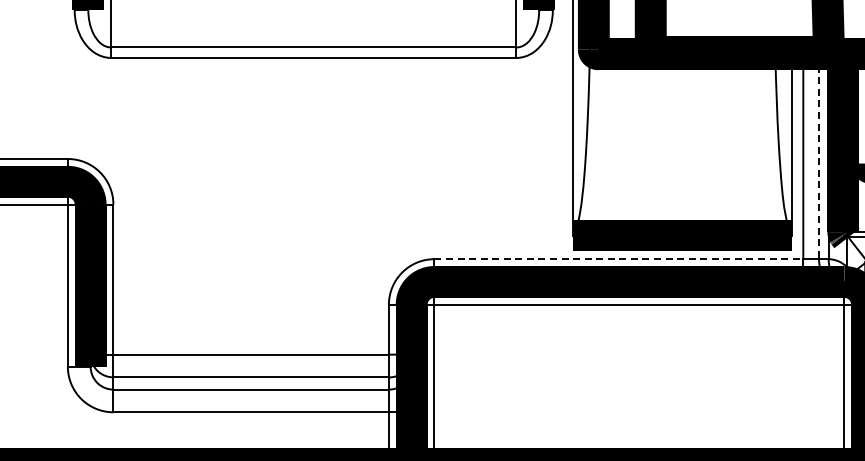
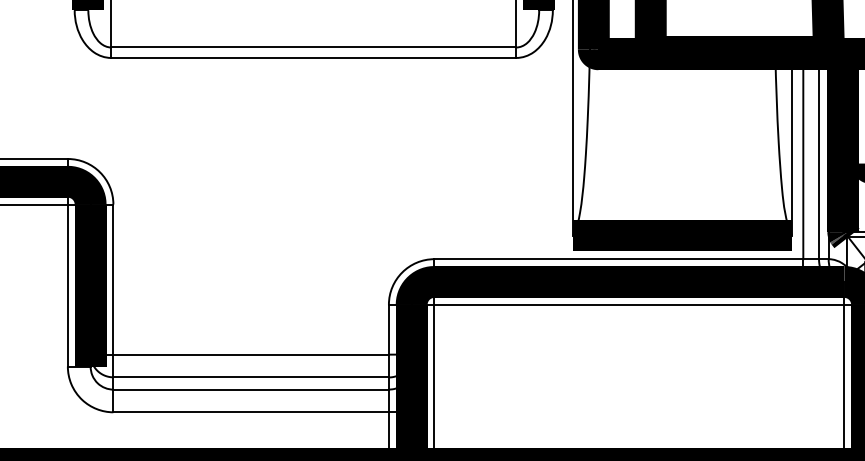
line: dashed -> solid (819, 157)
line: dashed -> solid (619, 259)
